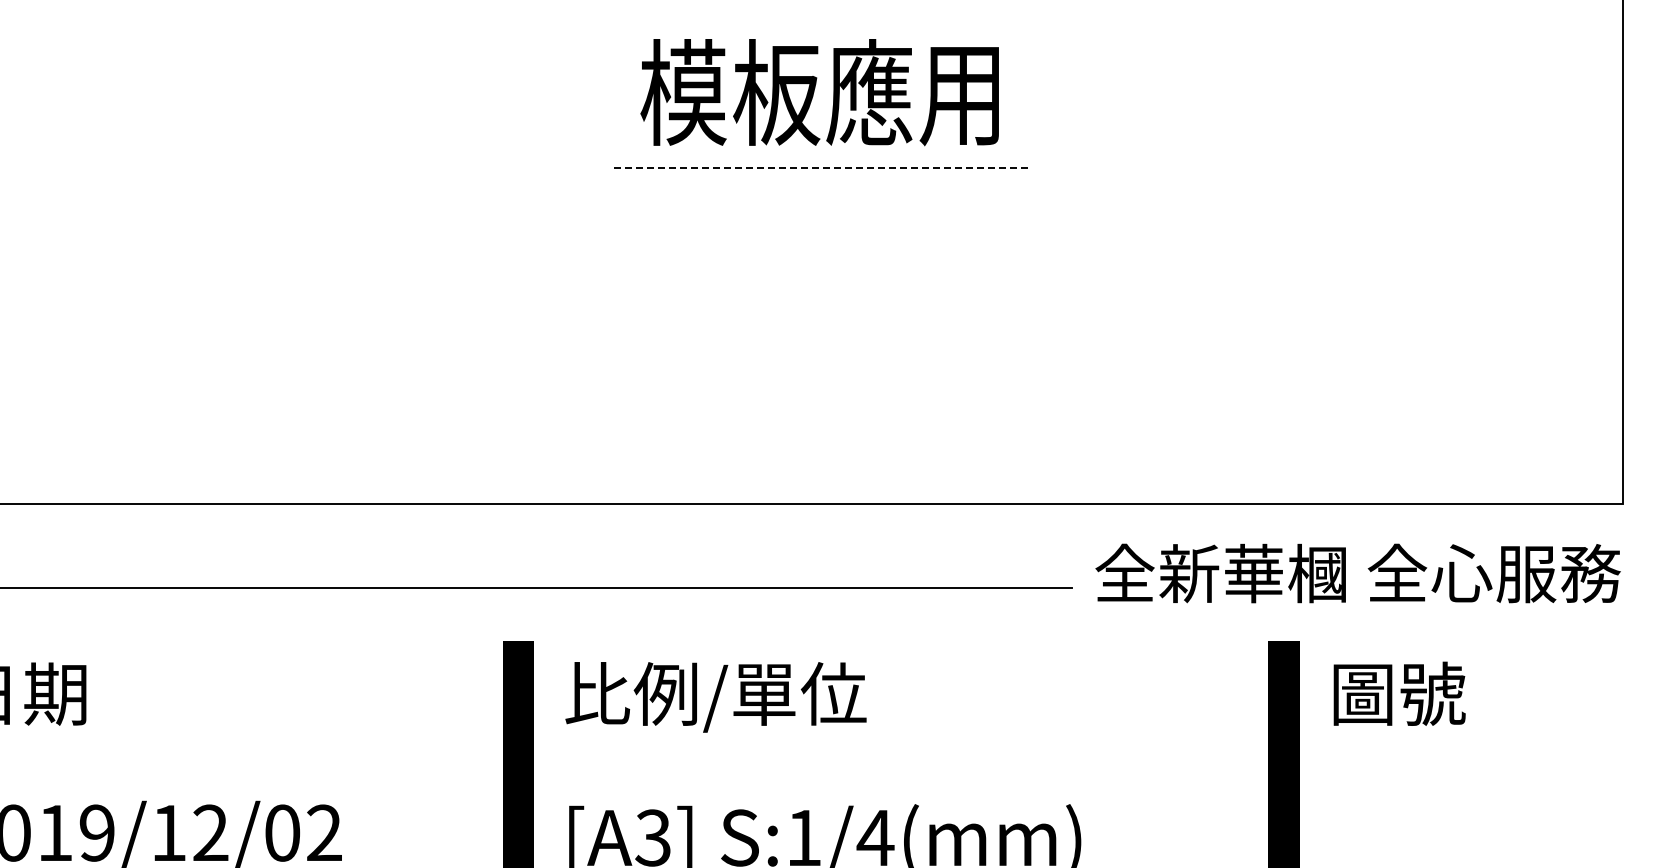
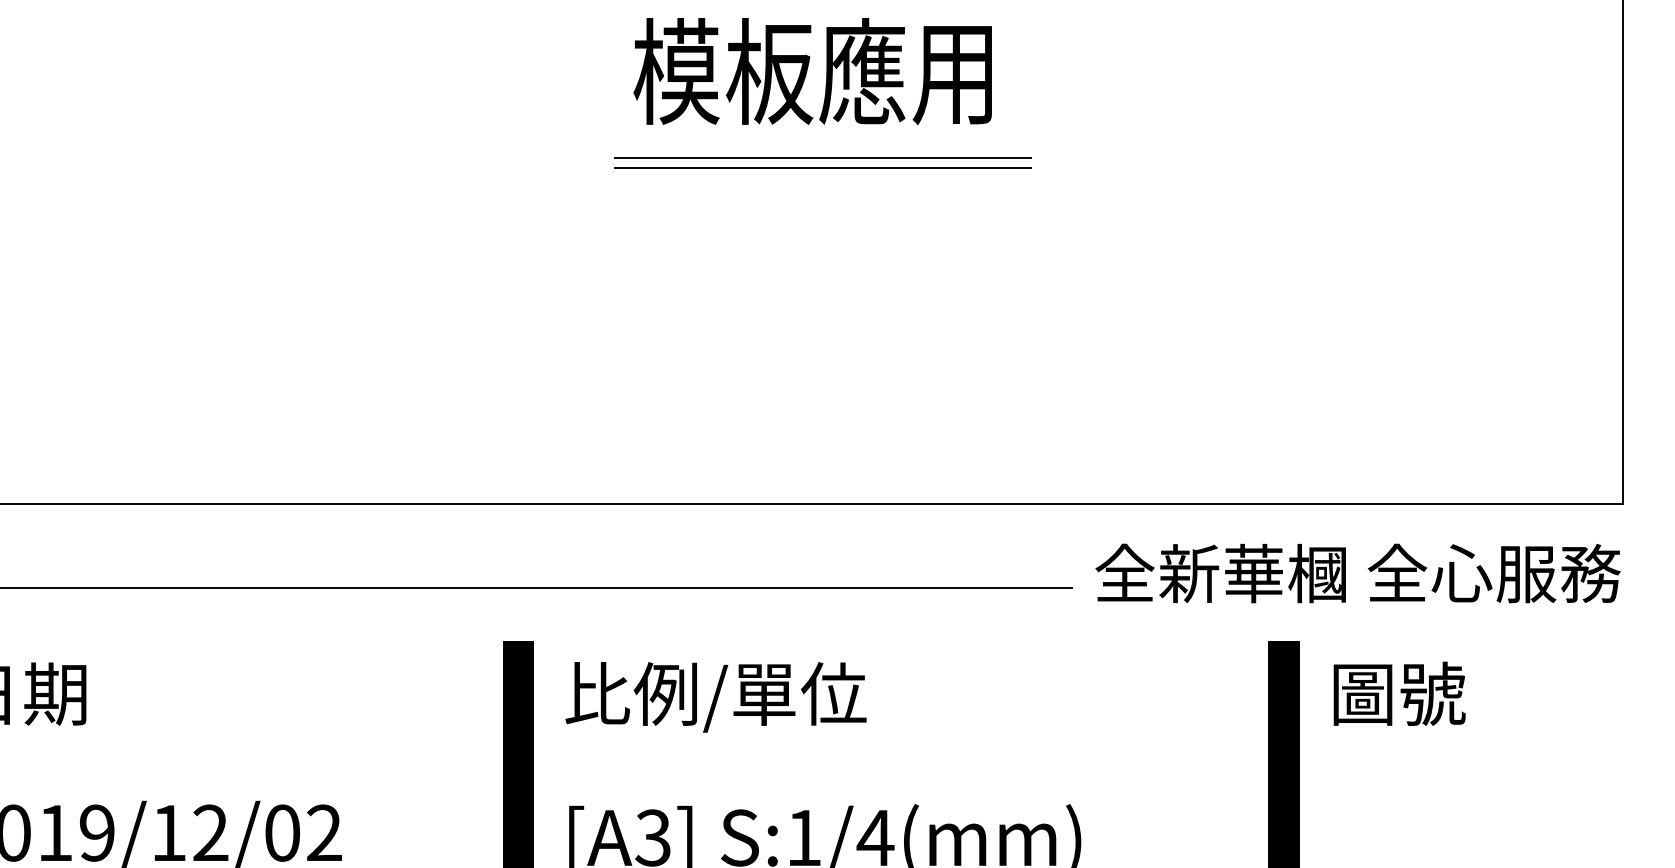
text position: (819, 92) -> (812, 71) (812, 71)
line: none -> present (822, 157)
line: dashed -> solid (823, 168)
